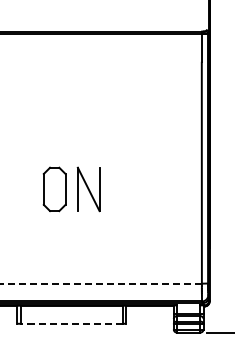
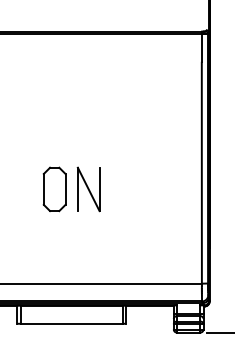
line: dashed -> solid (101, 283)
line: dashed -> solid (71, 323)
